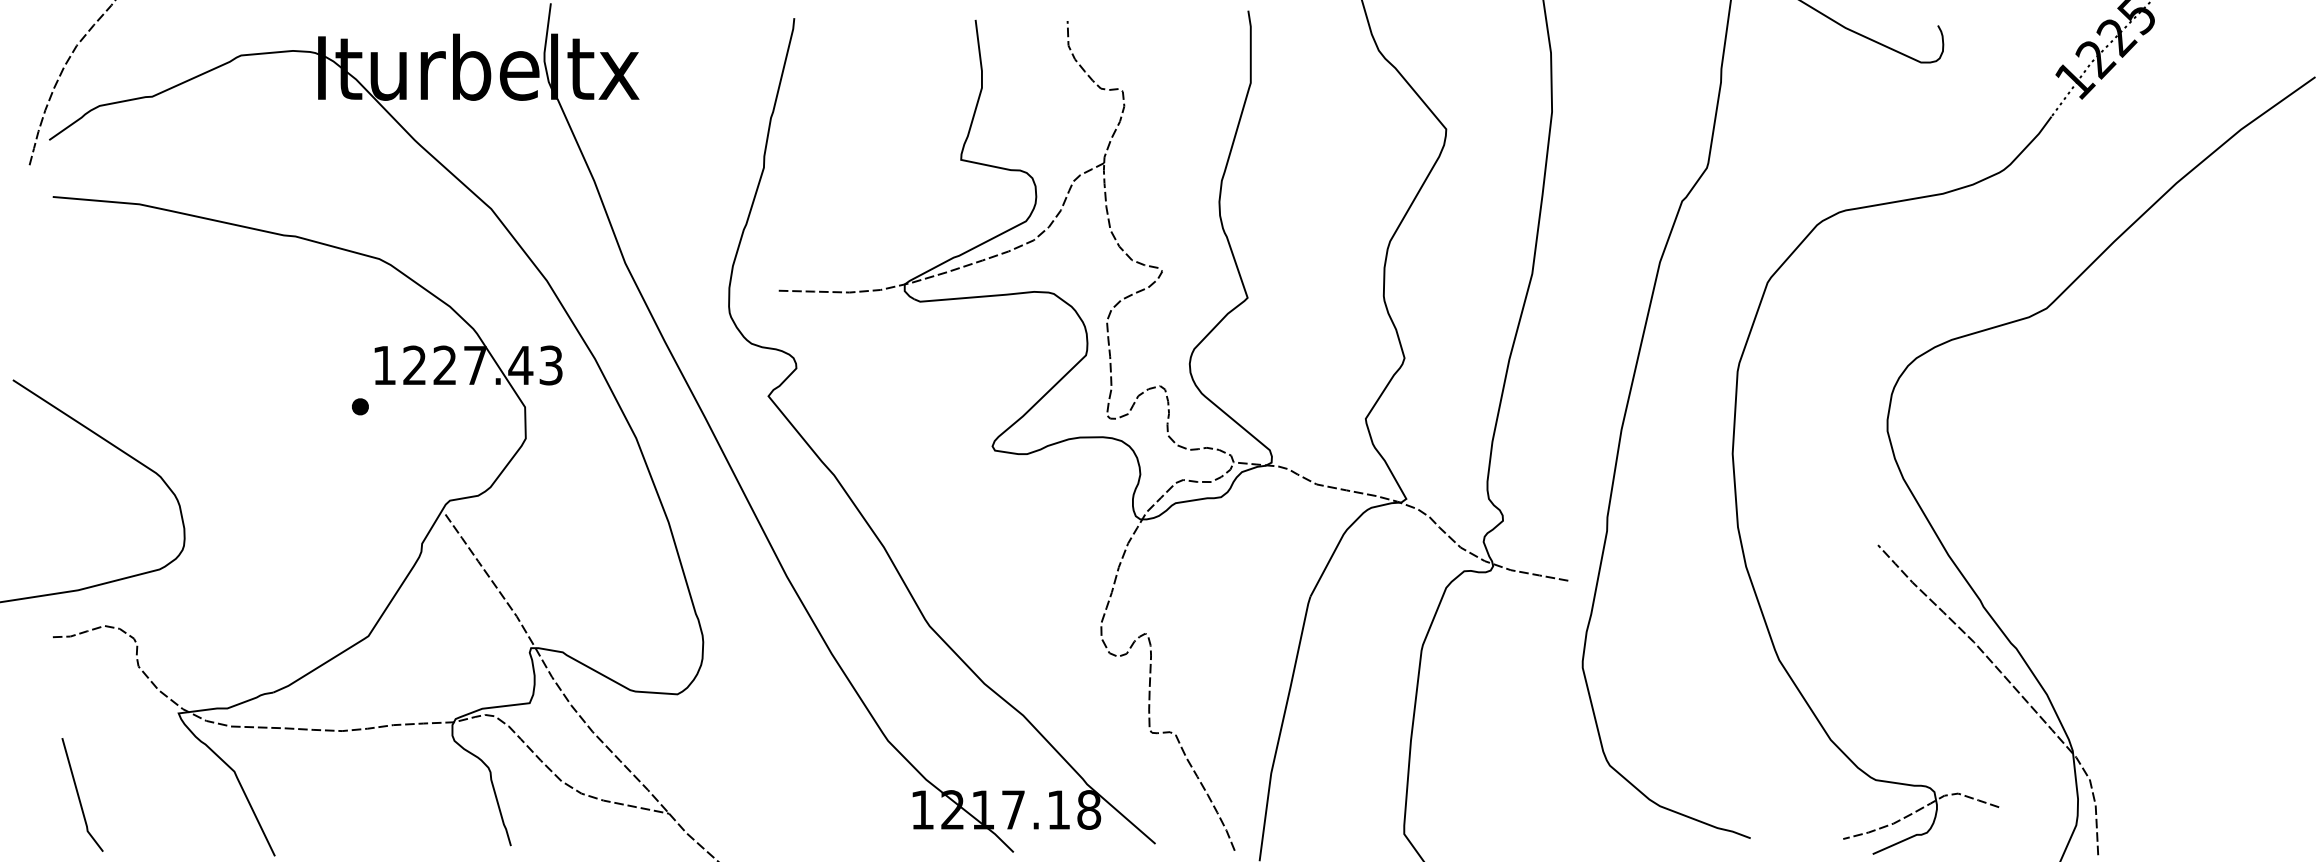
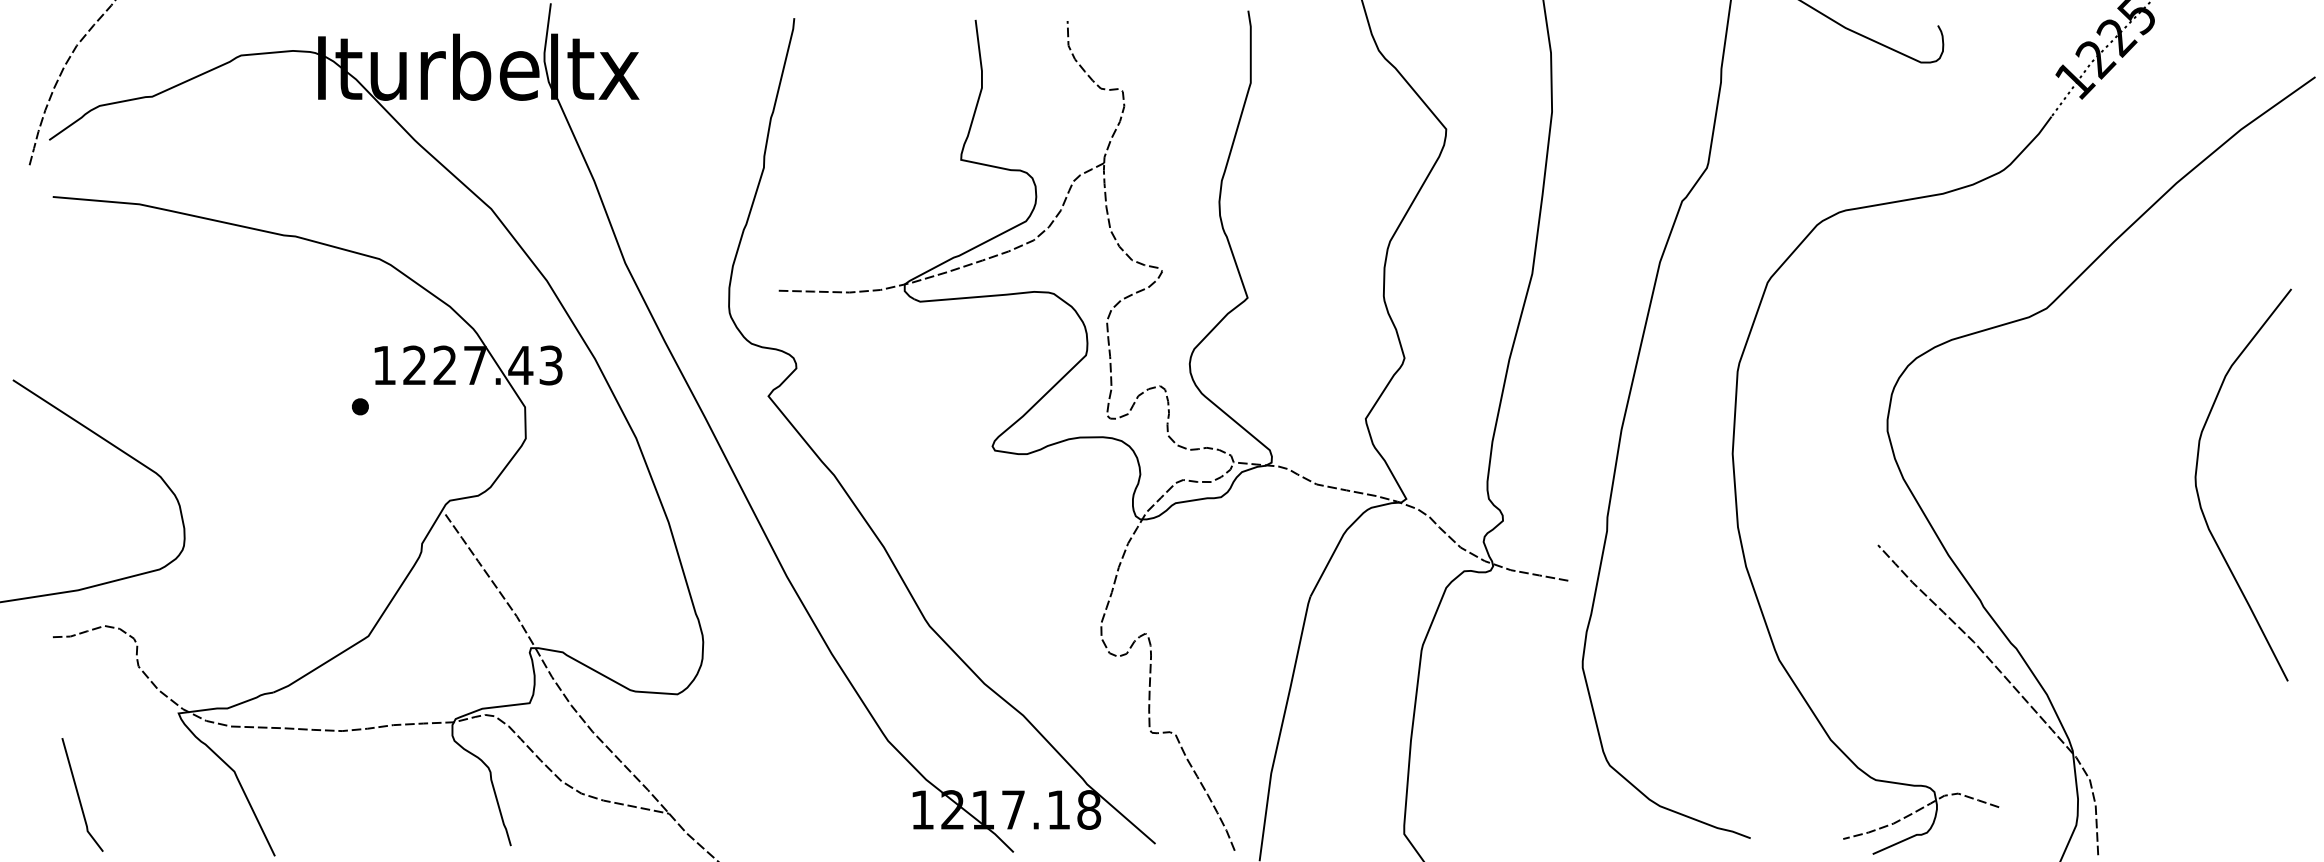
curve: none -> present (2198, 491)
